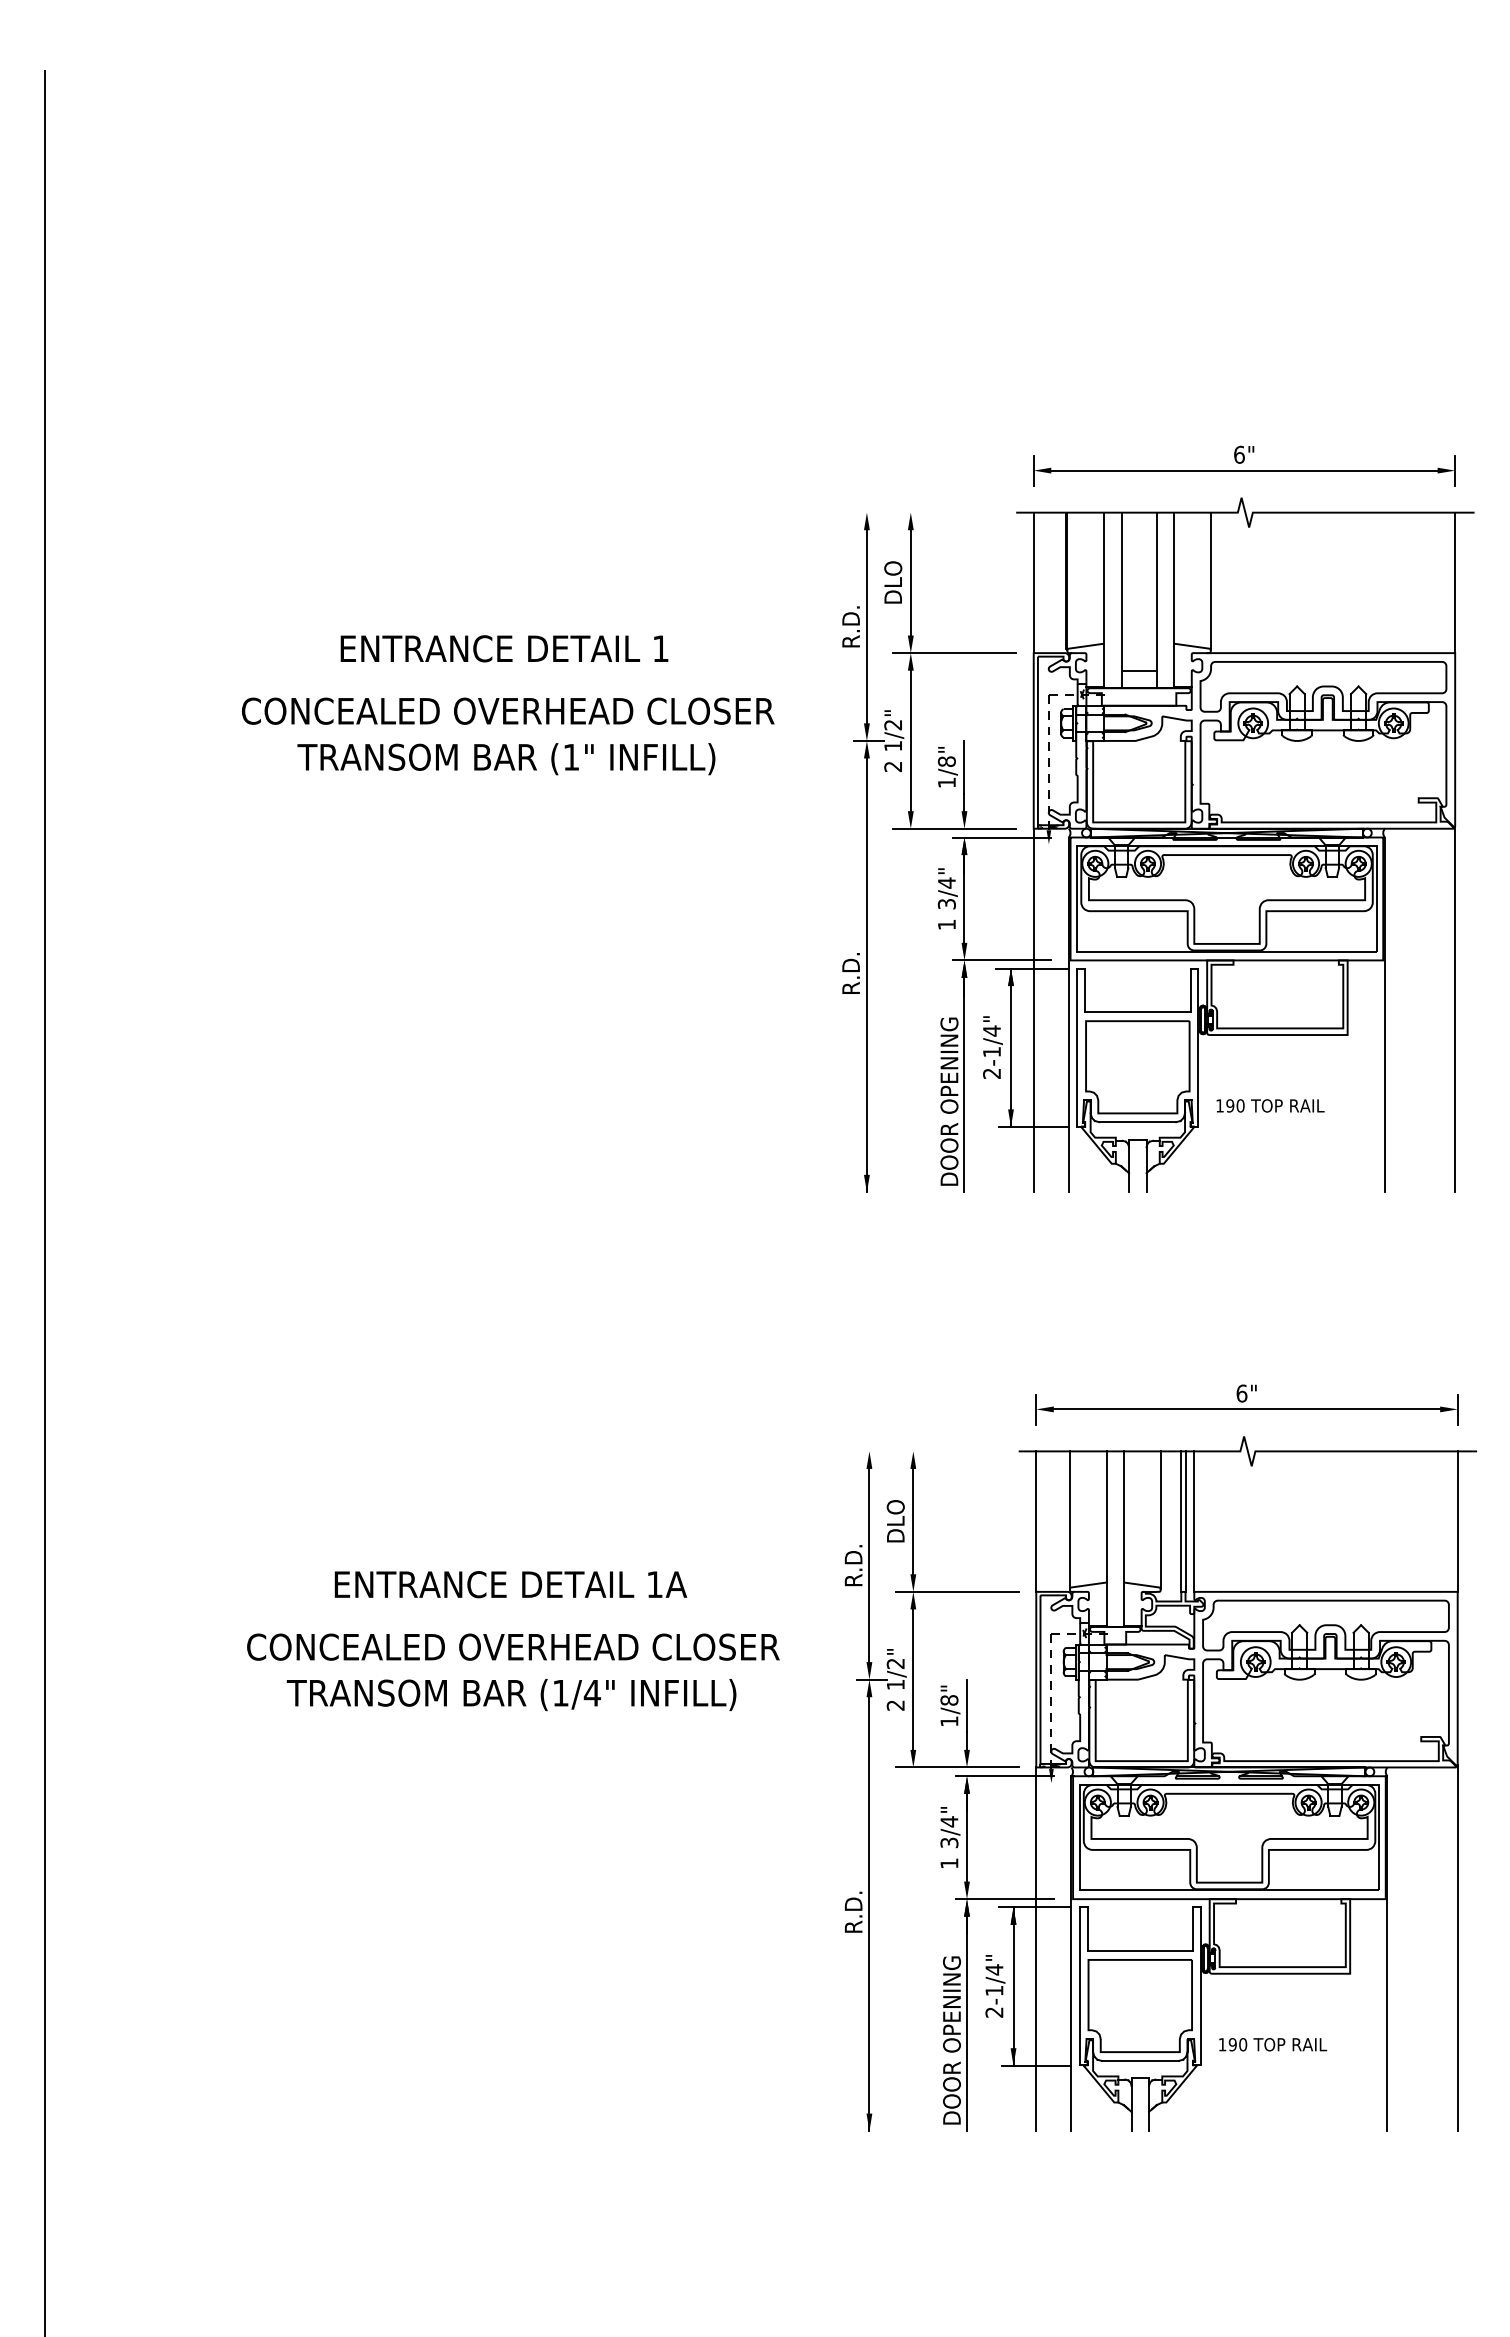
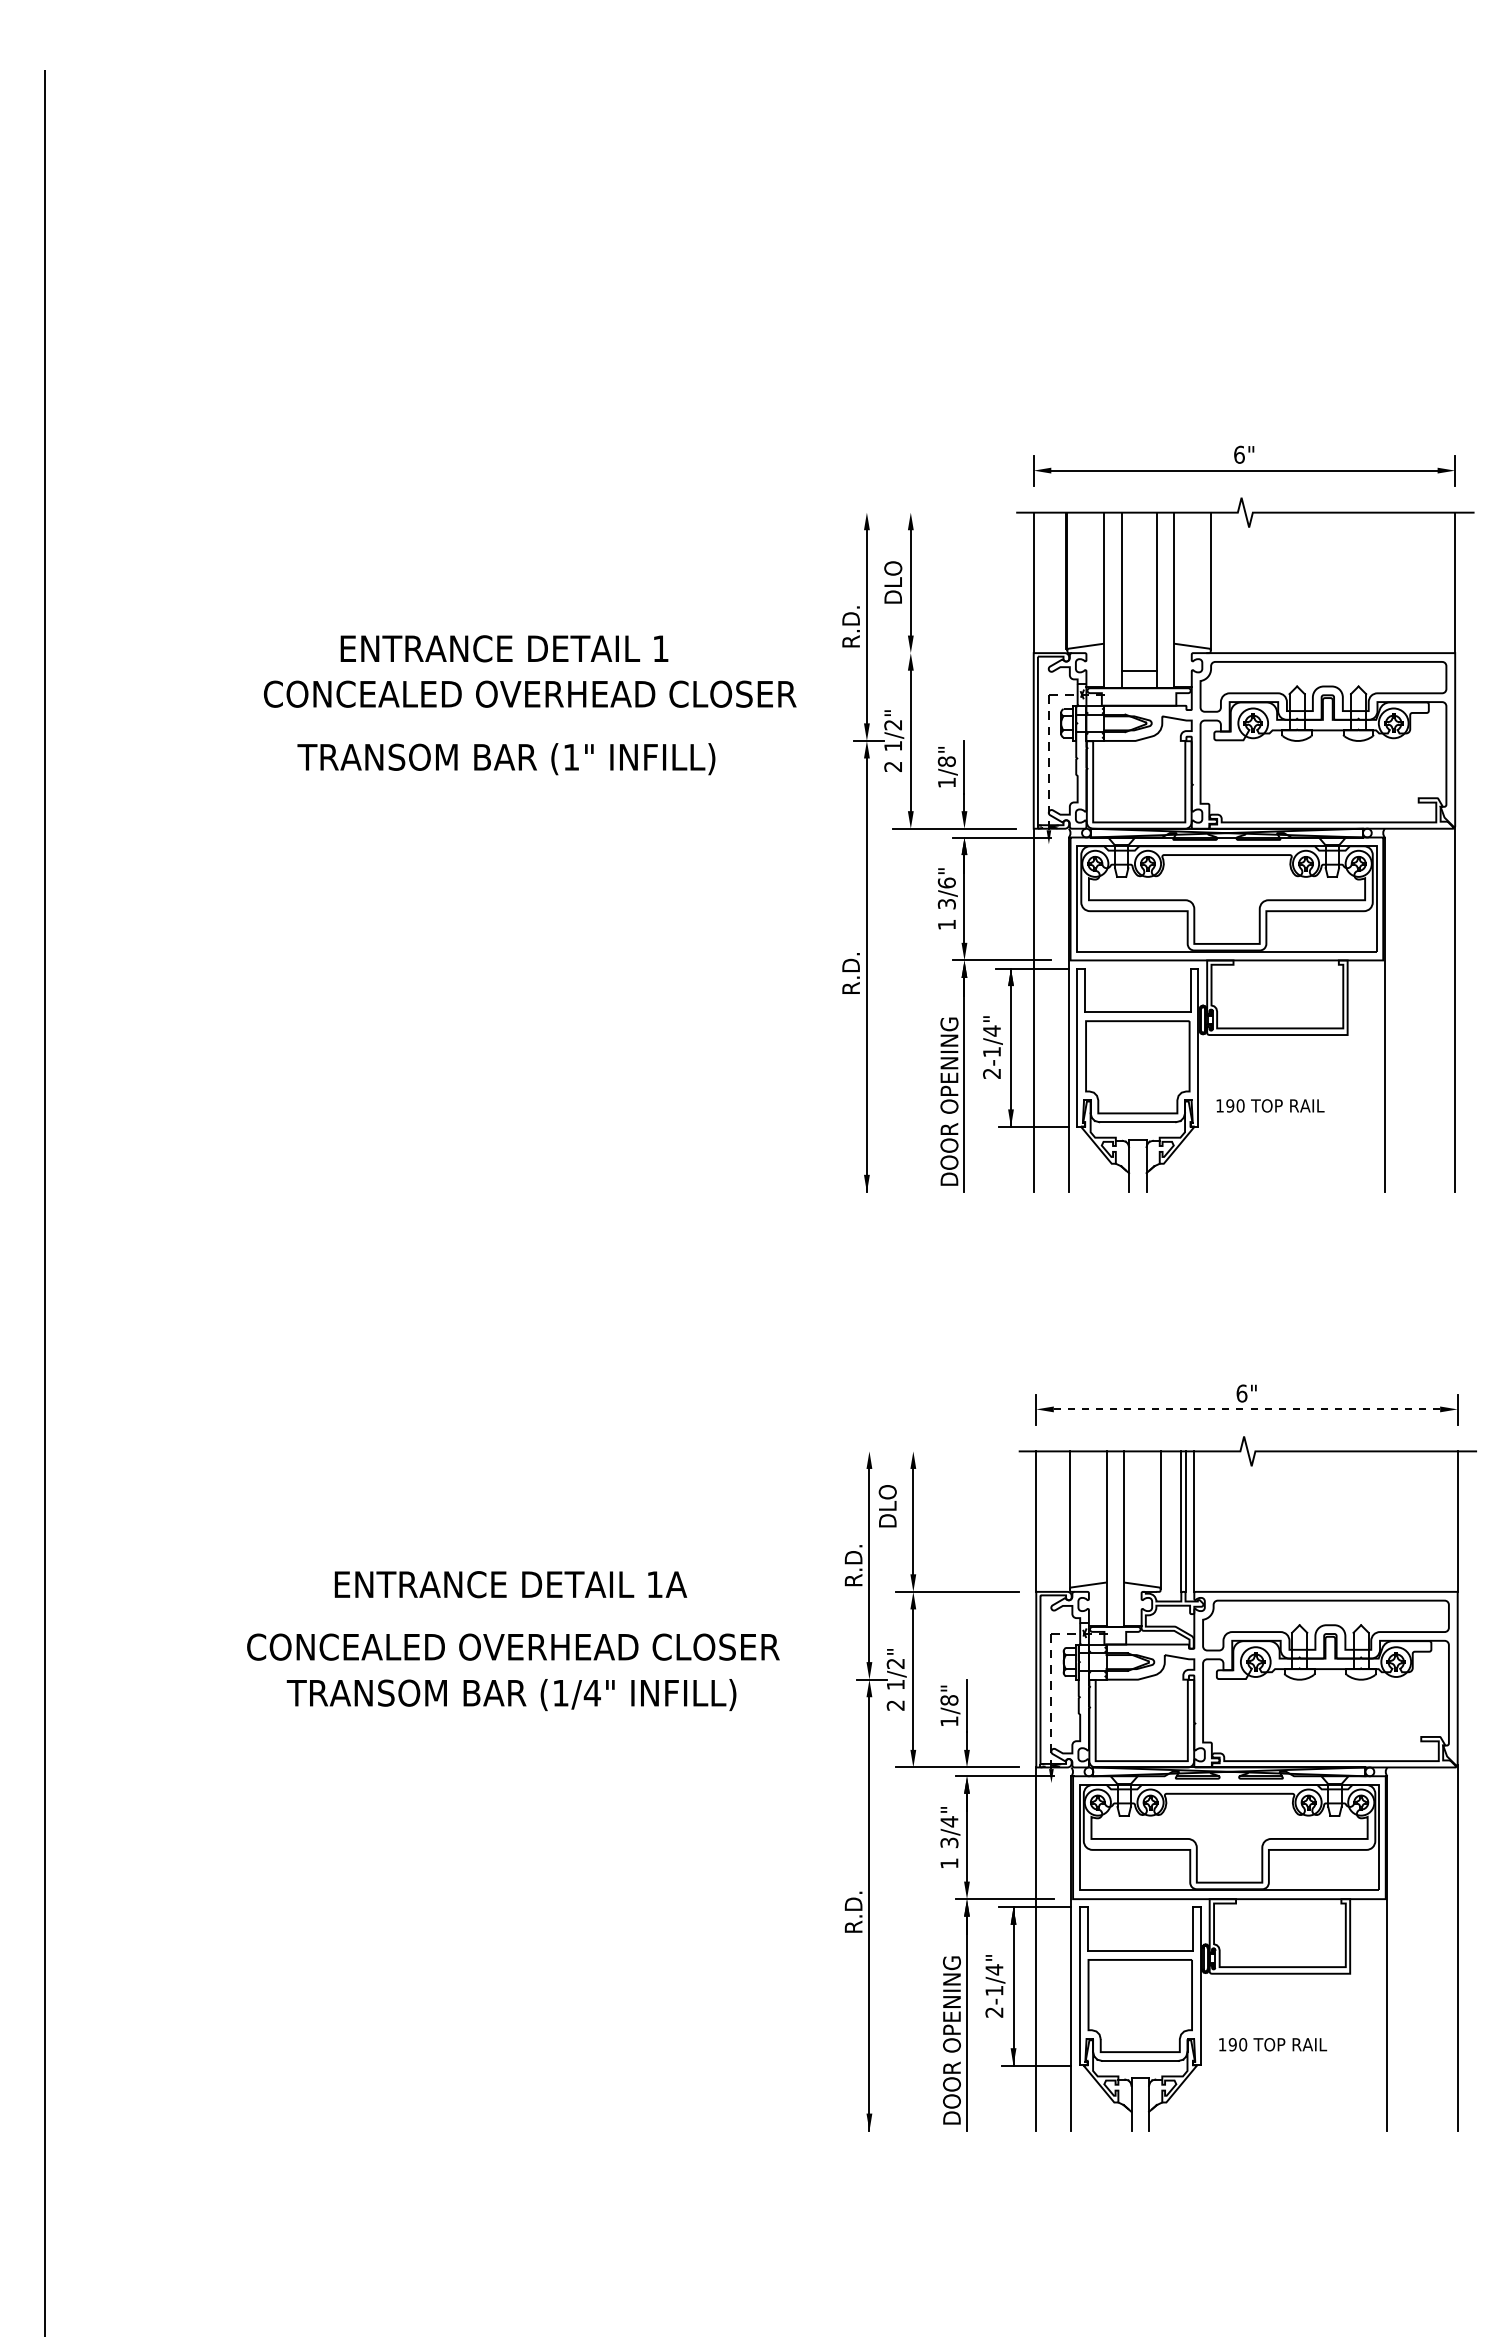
line: present -> none (954, 653)
text position: (507, 710) -> (529, 693) (529, 693)
text: 3/4" -> 3/6" (946, 882)
line: solid -> dashed (1247, 1409)
text position: (895, 1521) -> (887, 1506) (887, 1506)
